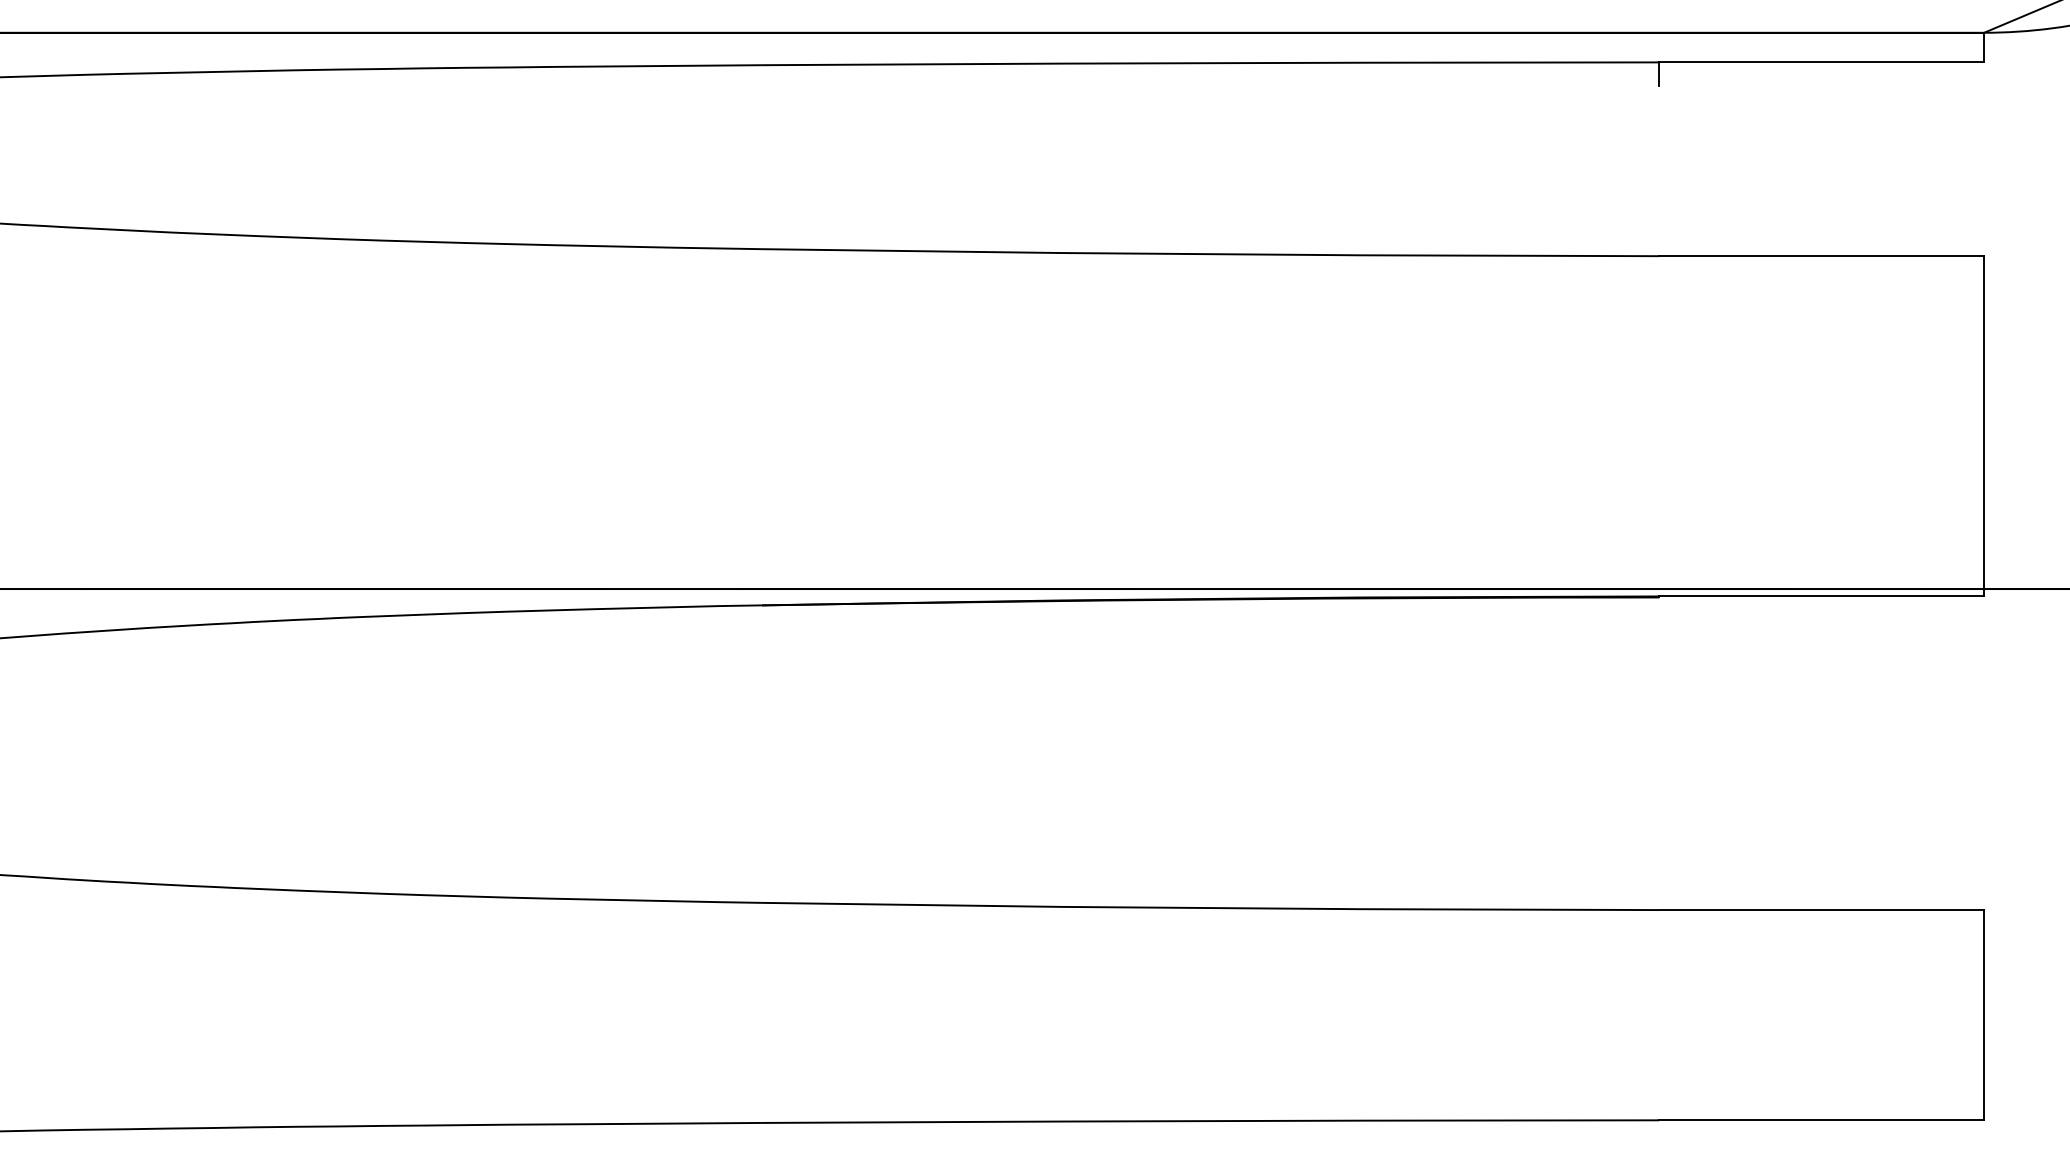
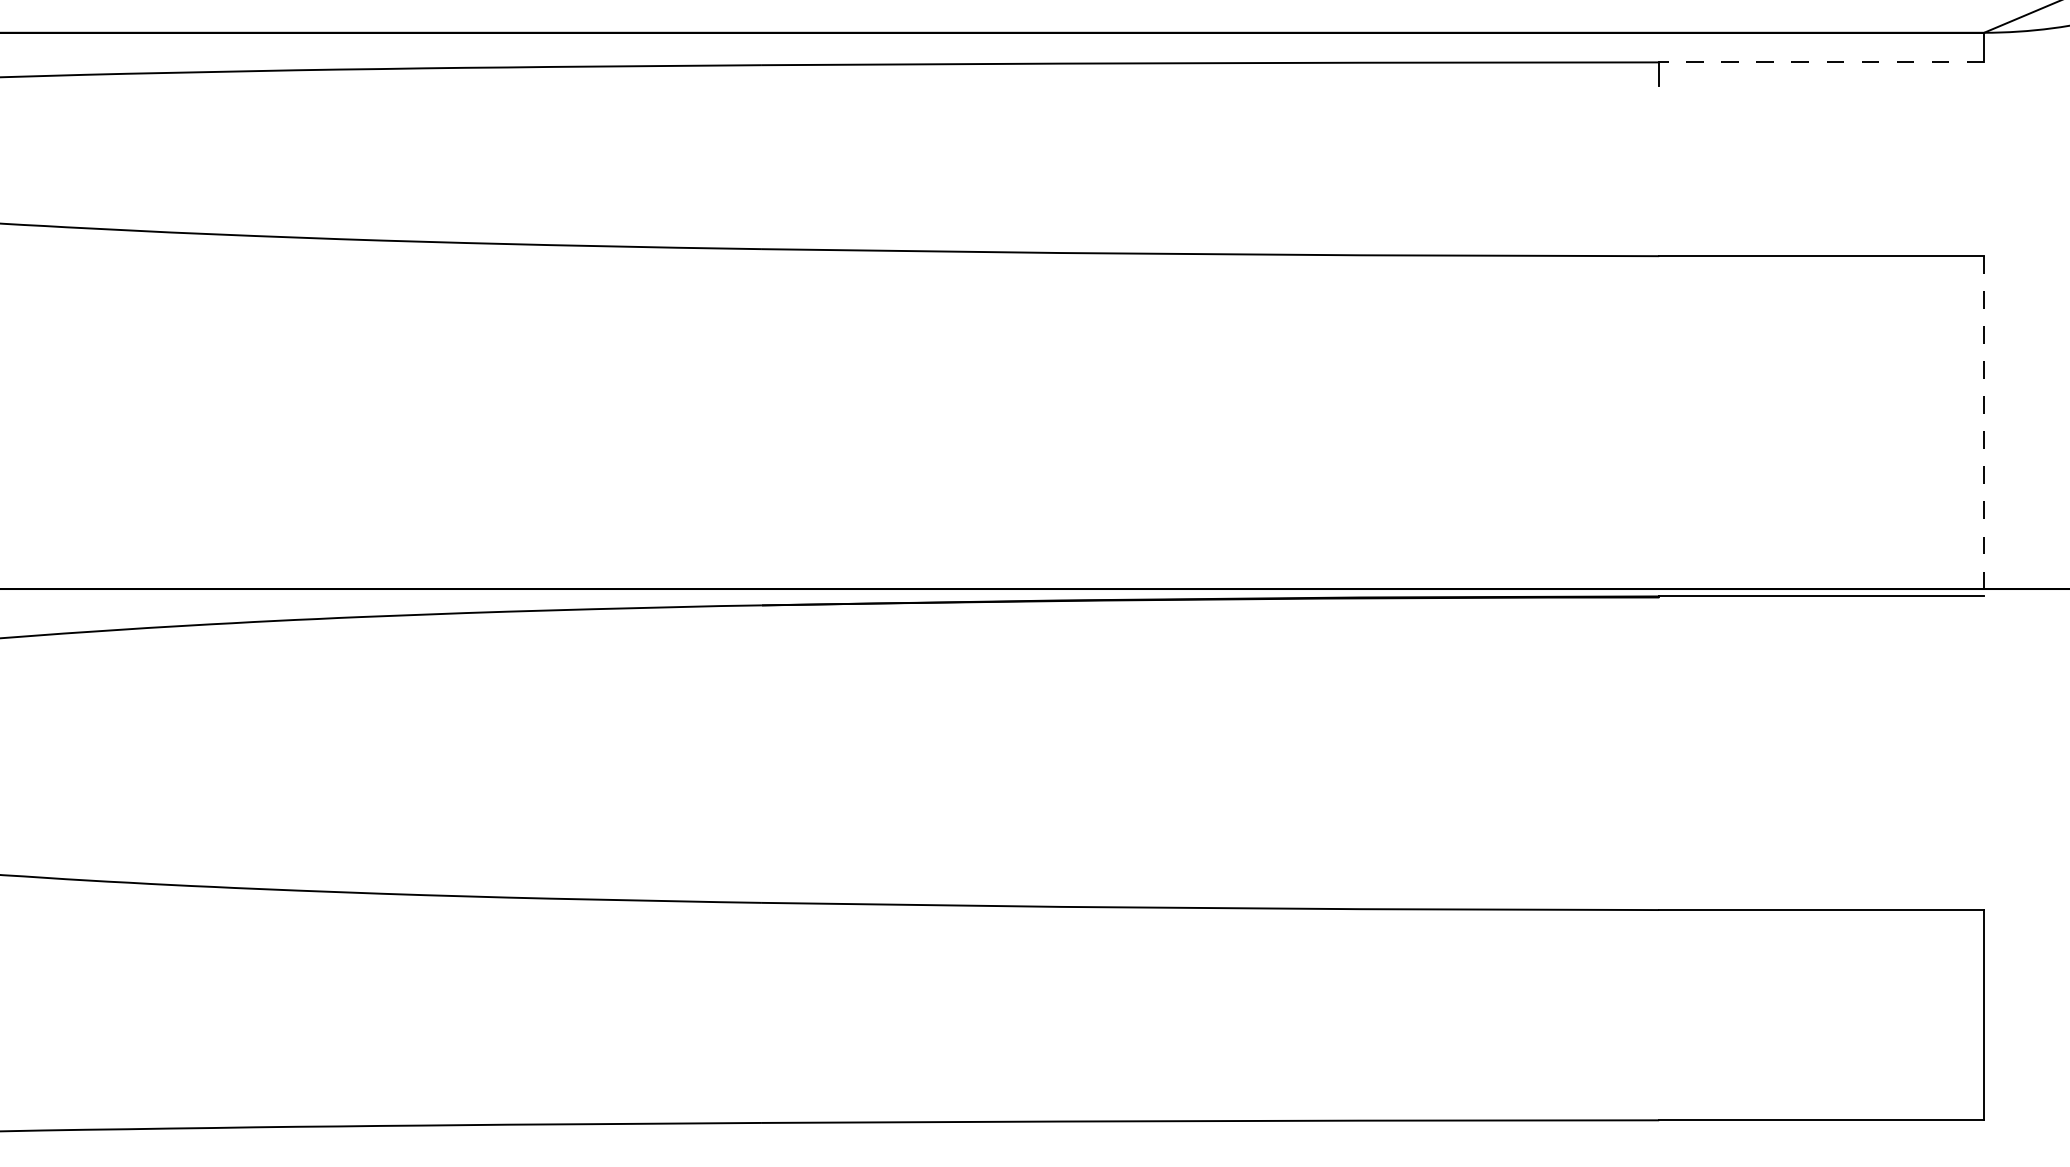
line: solid -> dashed (1821, 62)
line: solid -> dashed (1984, 426)
